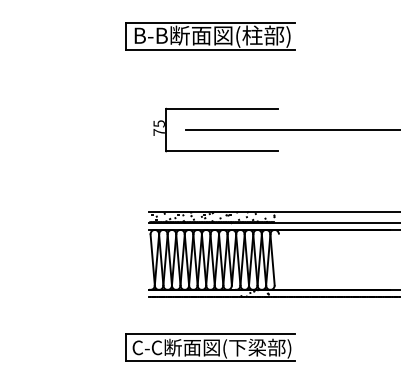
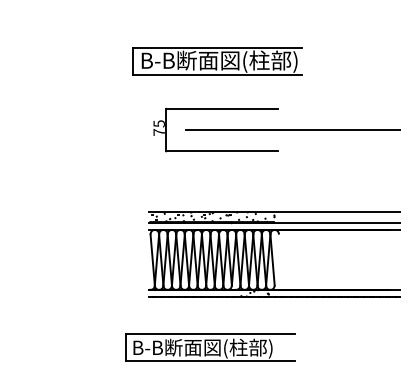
part position: (210, 36) -> (217, 61) (217, 61)
text: C-C断面図(下梁部) -> B-B断面図(柱部) (211, 348)
